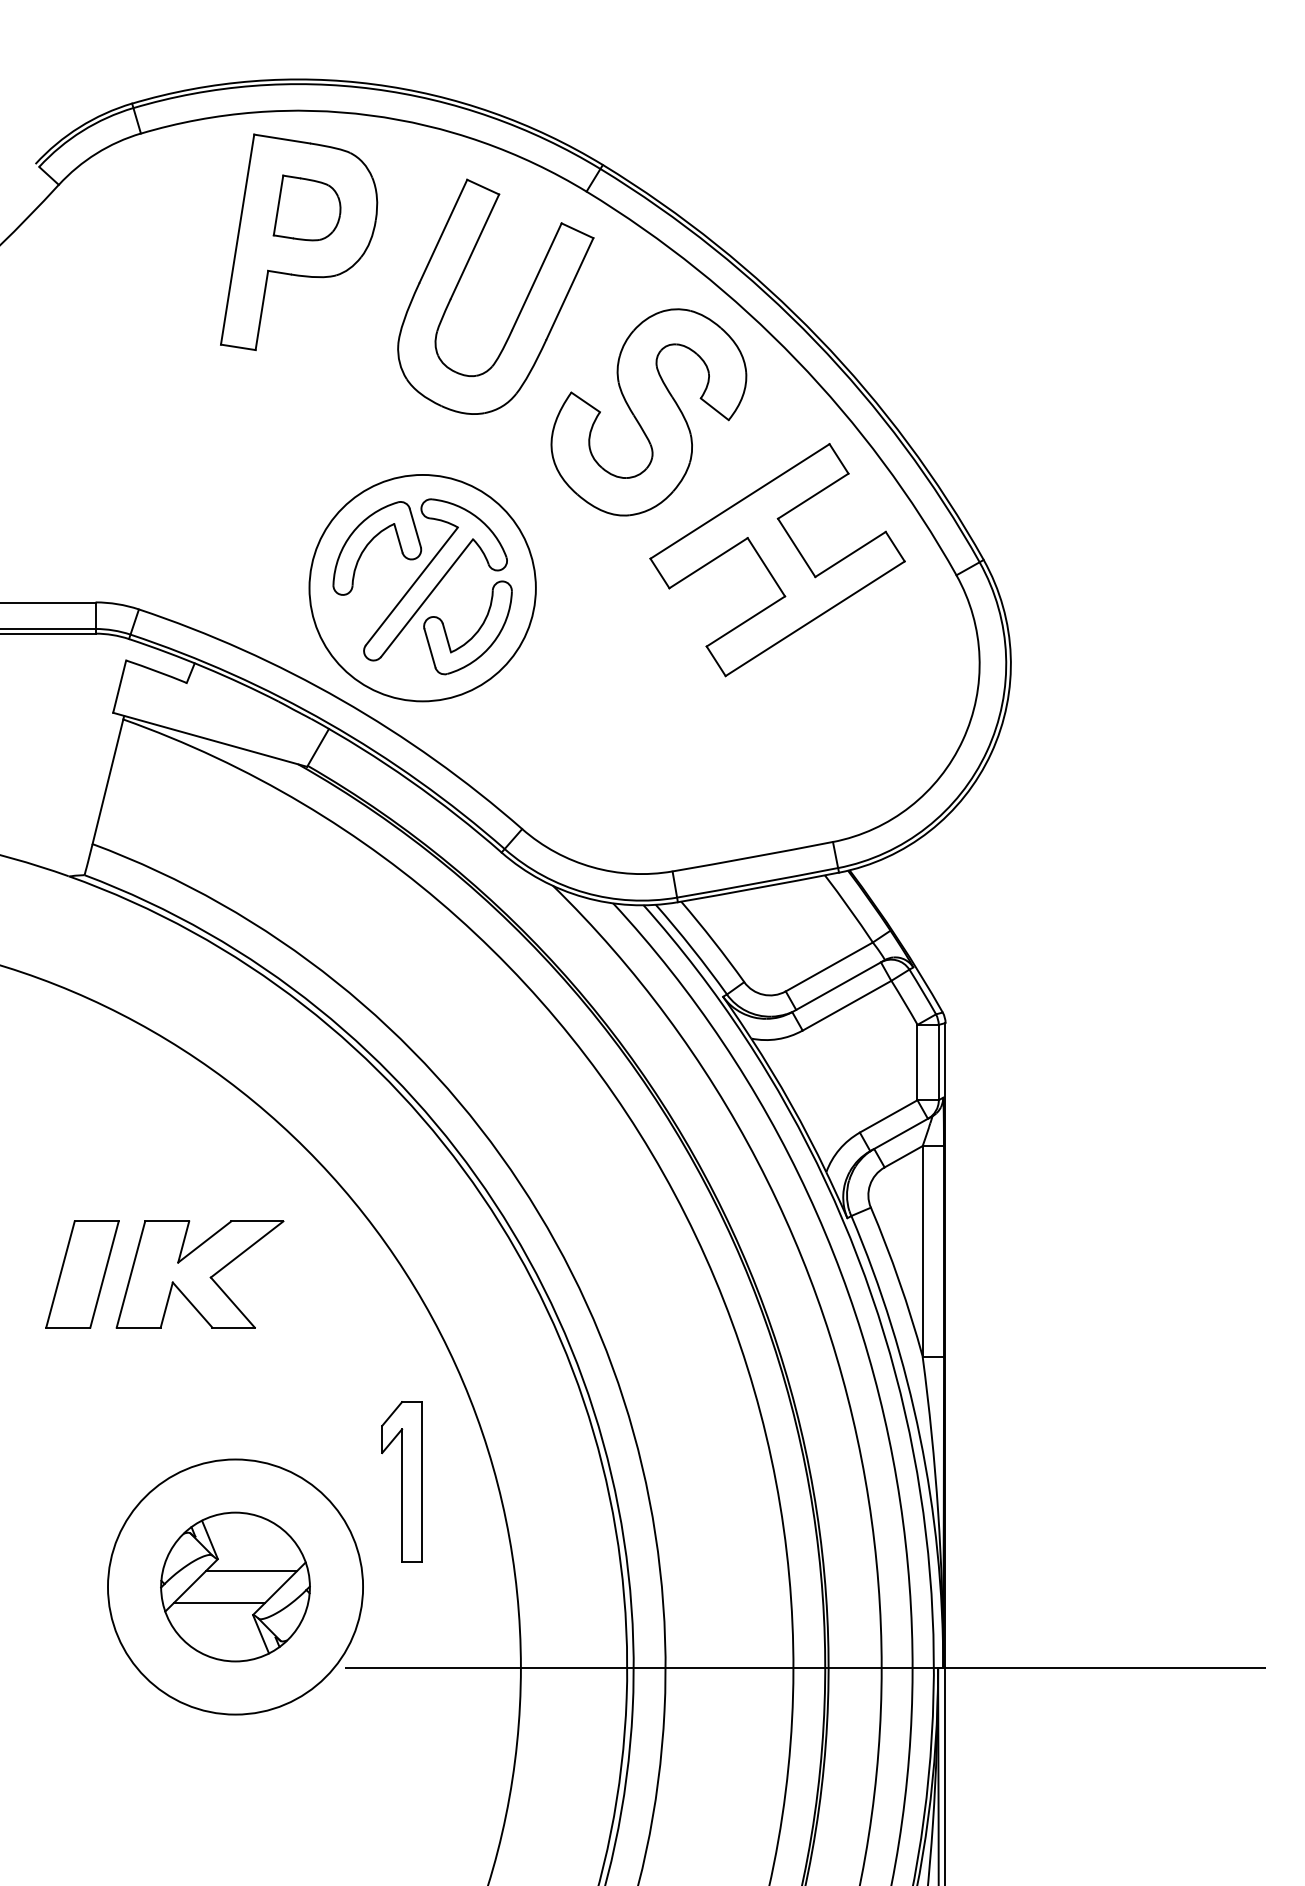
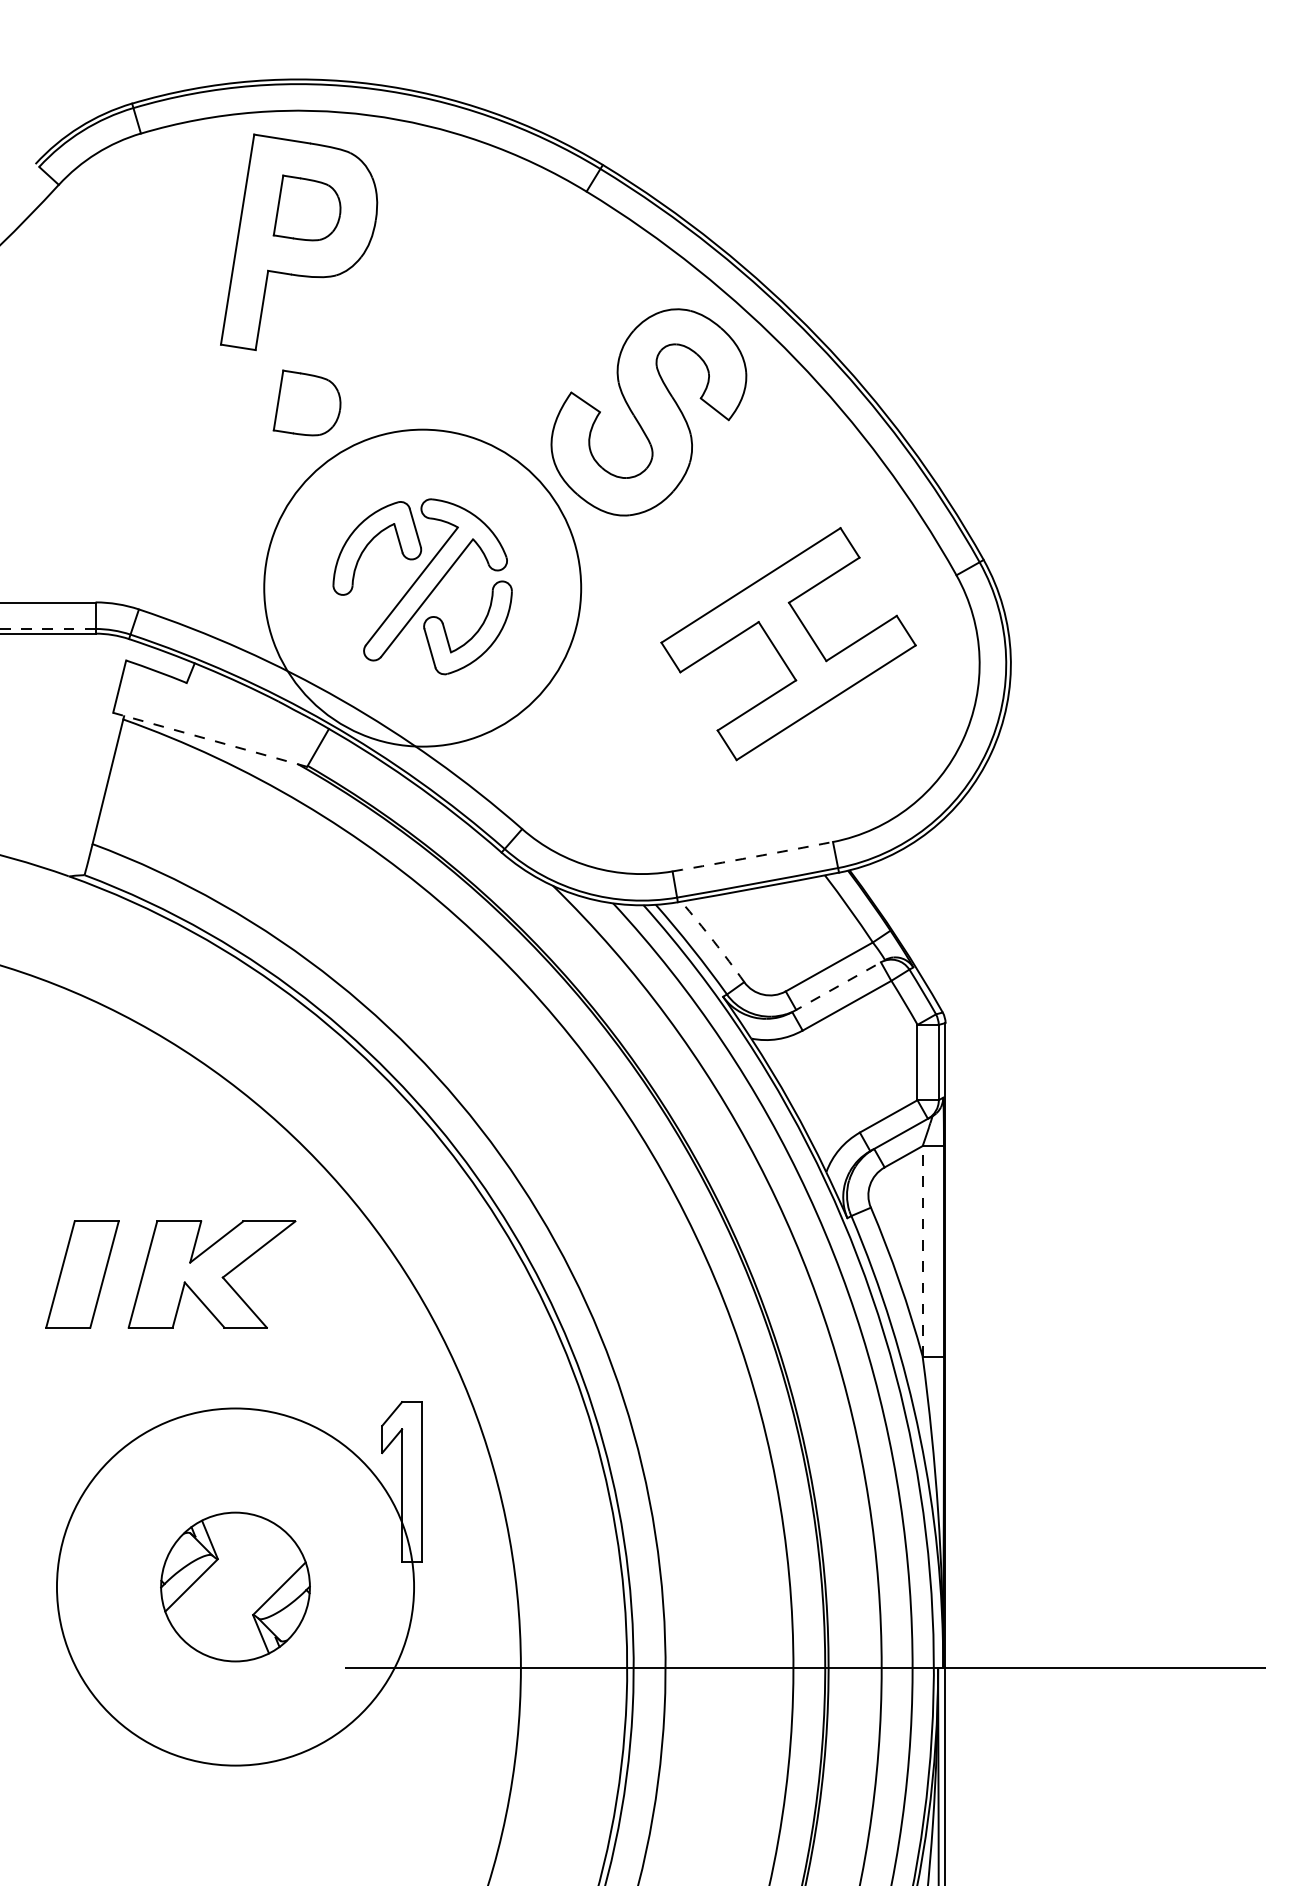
part: present -> none (520, 309)
part: none -> present (306, 402)
part position: (777, 560) -> (788, 644) (788, 644)
circle diameter: 226 px -> 317 px (422, 587)
line: solid -> dashed (47, 628)
line: solid -> dashed (210, 739)
arc: solid -> dashed (752, 857)
arc: solid -> dashed (713, 941)
line: solid -> dashed (839, 985)
line: solid -> dashed (922, 1251)
part position: (199, 1274) -> (211, 1274) (211, 1274)
line: present -> none (251, 1571)
circle diameter: 255 px -> 357 px (235, 1586)
line: present -> none (219, 1603)
